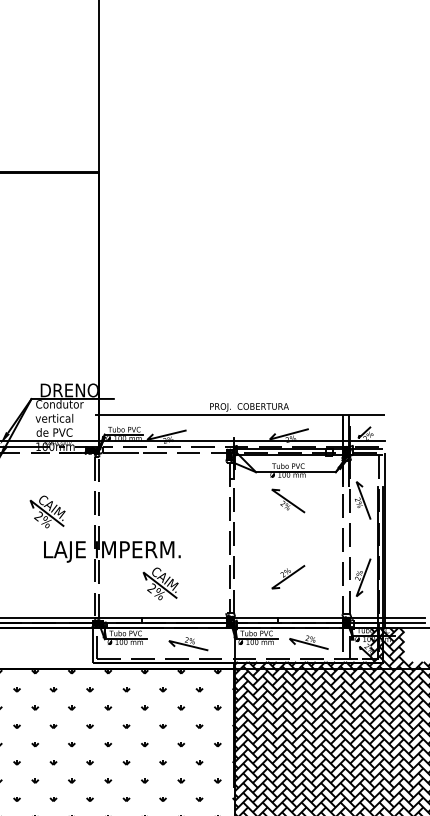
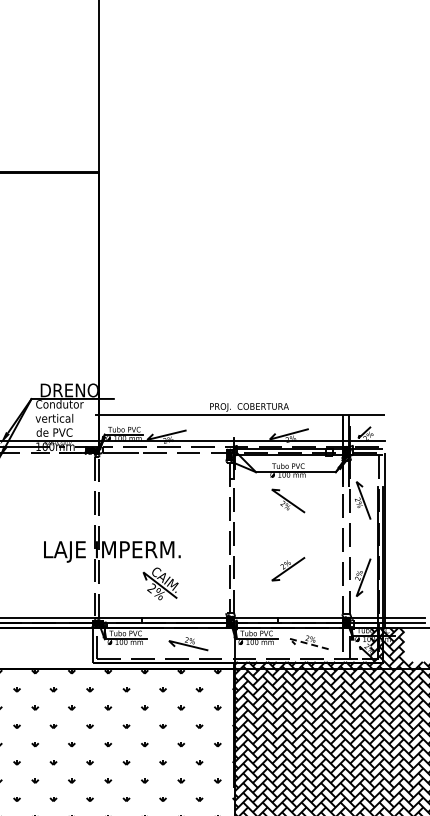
part: present -> none (47, 511)
part position: (288, 577) -> (288, 569) (288, 569)
line: solid -> dashed (303, 642)
